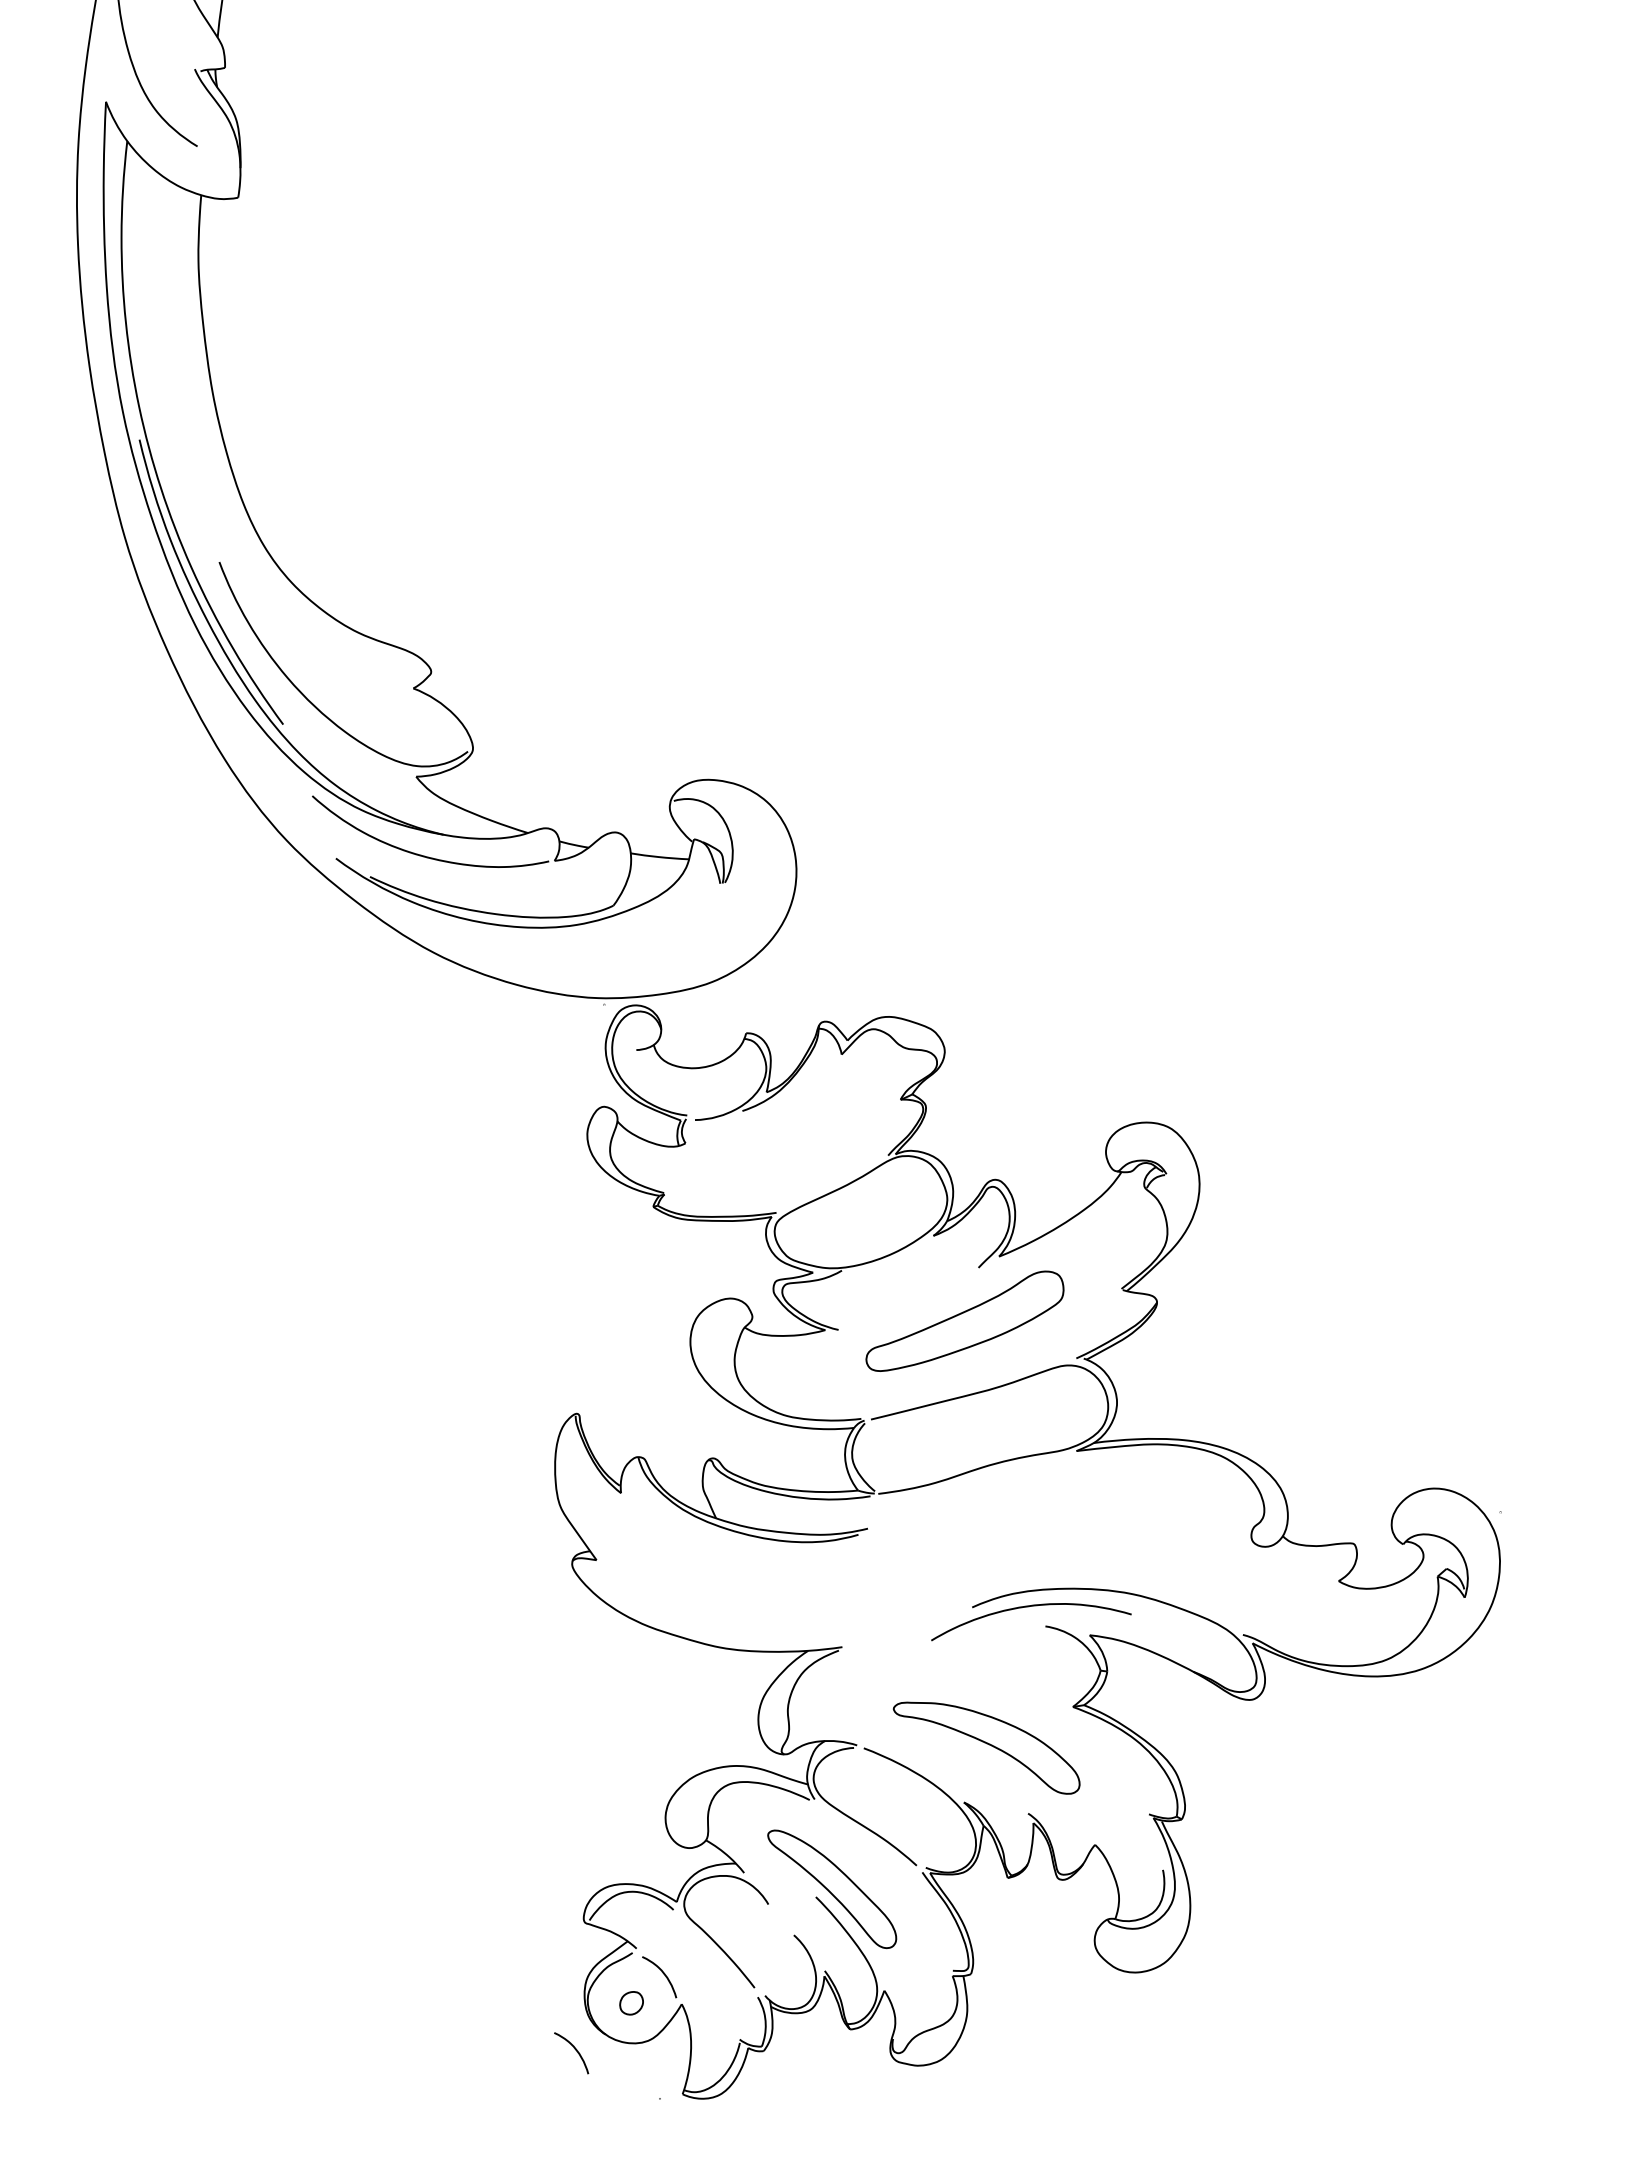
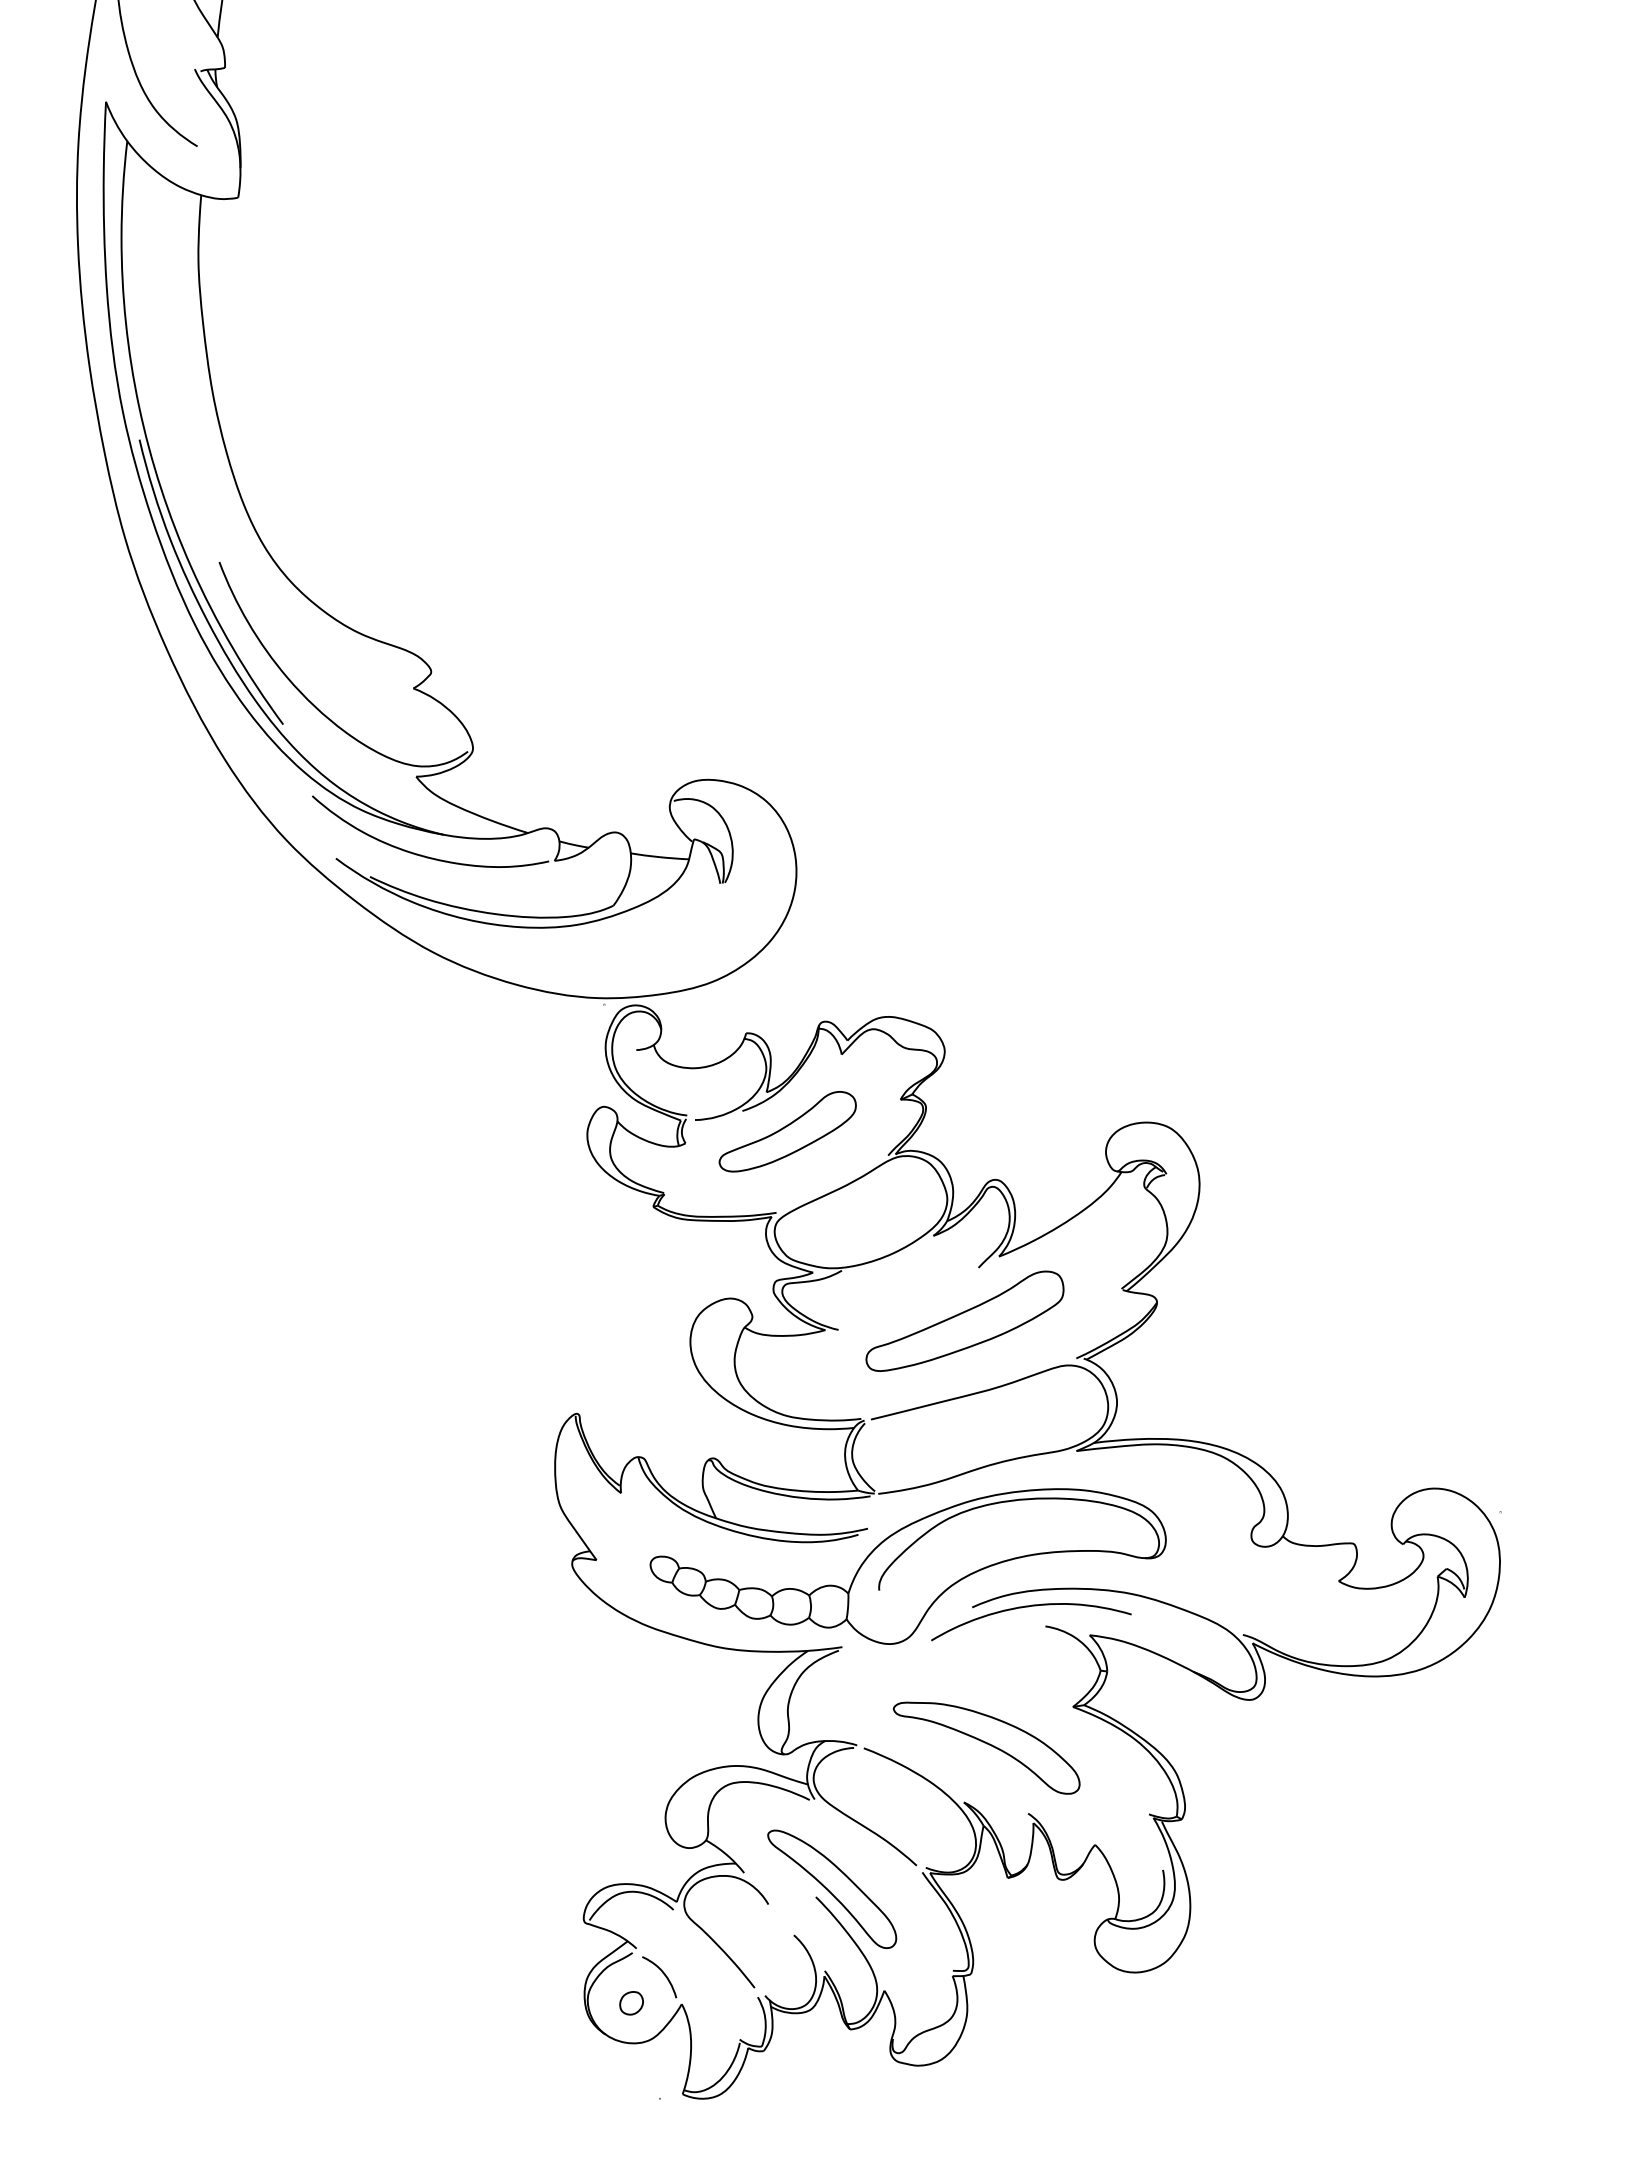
part: none -> present (787, 1131)
part: none -> present (907, 1566)
curve: present -> none (574, 2049)
